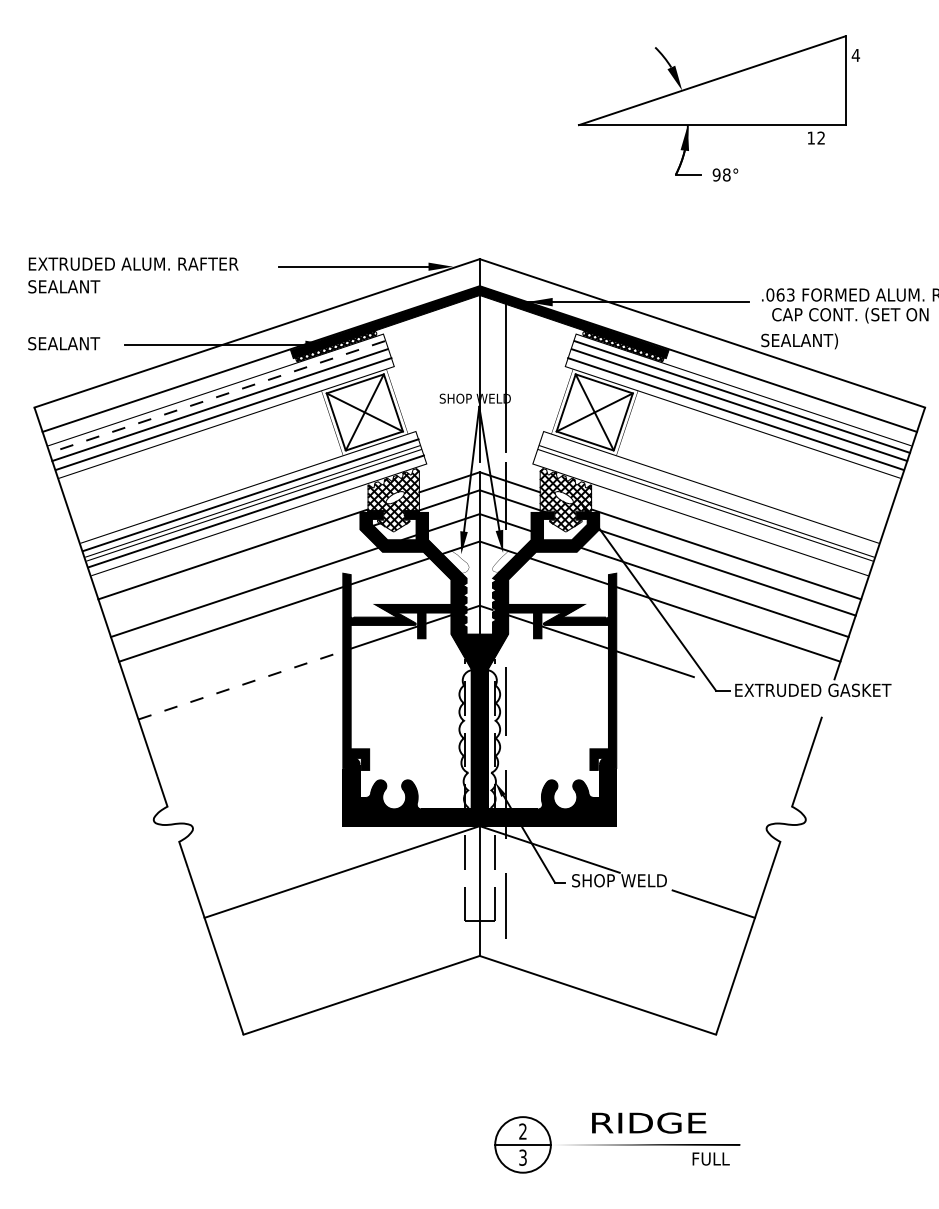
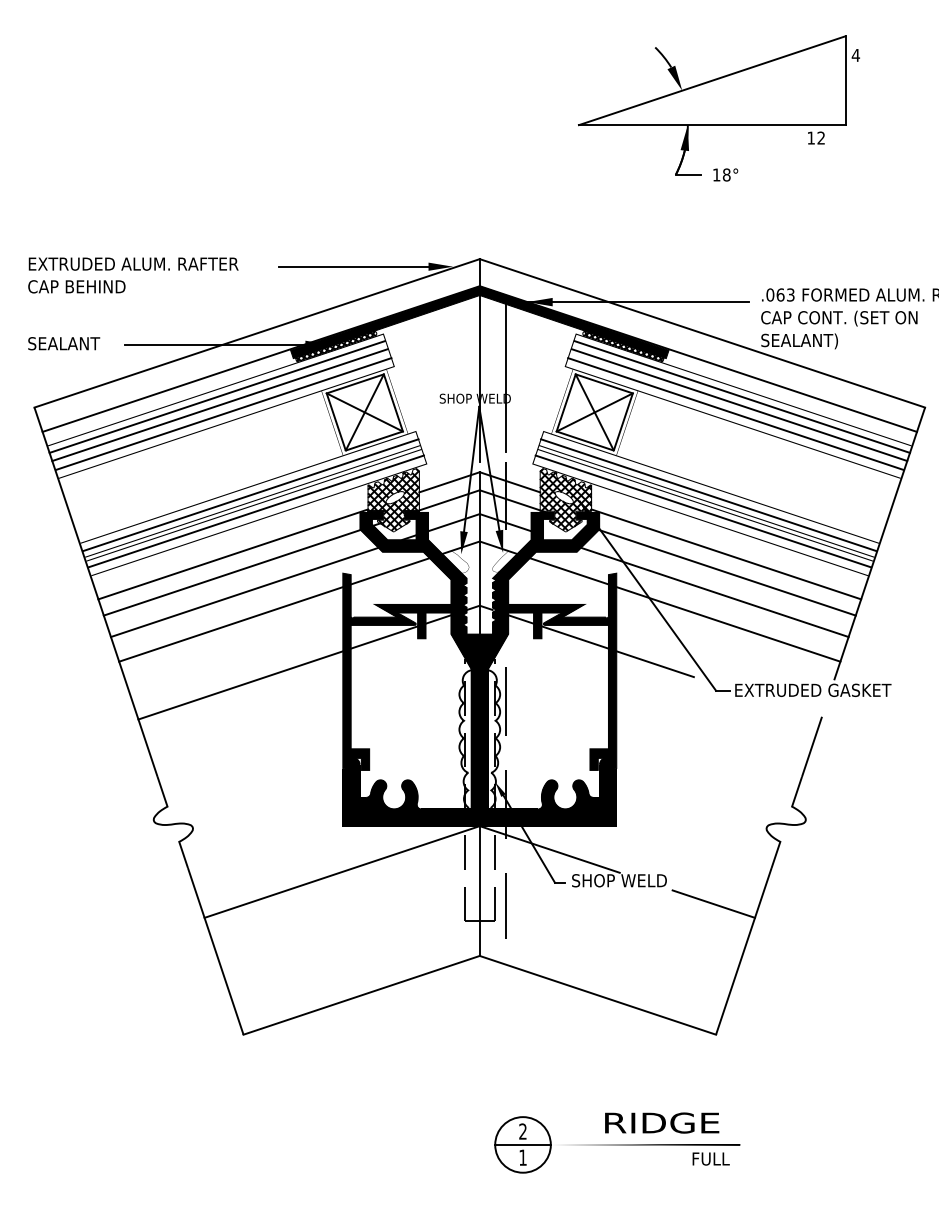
text: 98° -> 18° (716, 174)
text: SEALANT -> CAP BEHIND (76, 286)
text position: (850, 315) -> (839, 318) (839, 318)
line: dashed -> solid (217, 397)
line: none -> present (708, 495)
line: none -> present (703, 511)
line: none -> present (231, 572)
line: dashed -> solid (240, 685)
text position: (649, 1122) -> (662, 1122) (662, 1122)
text: 3 -> 1 (522, 1157)
